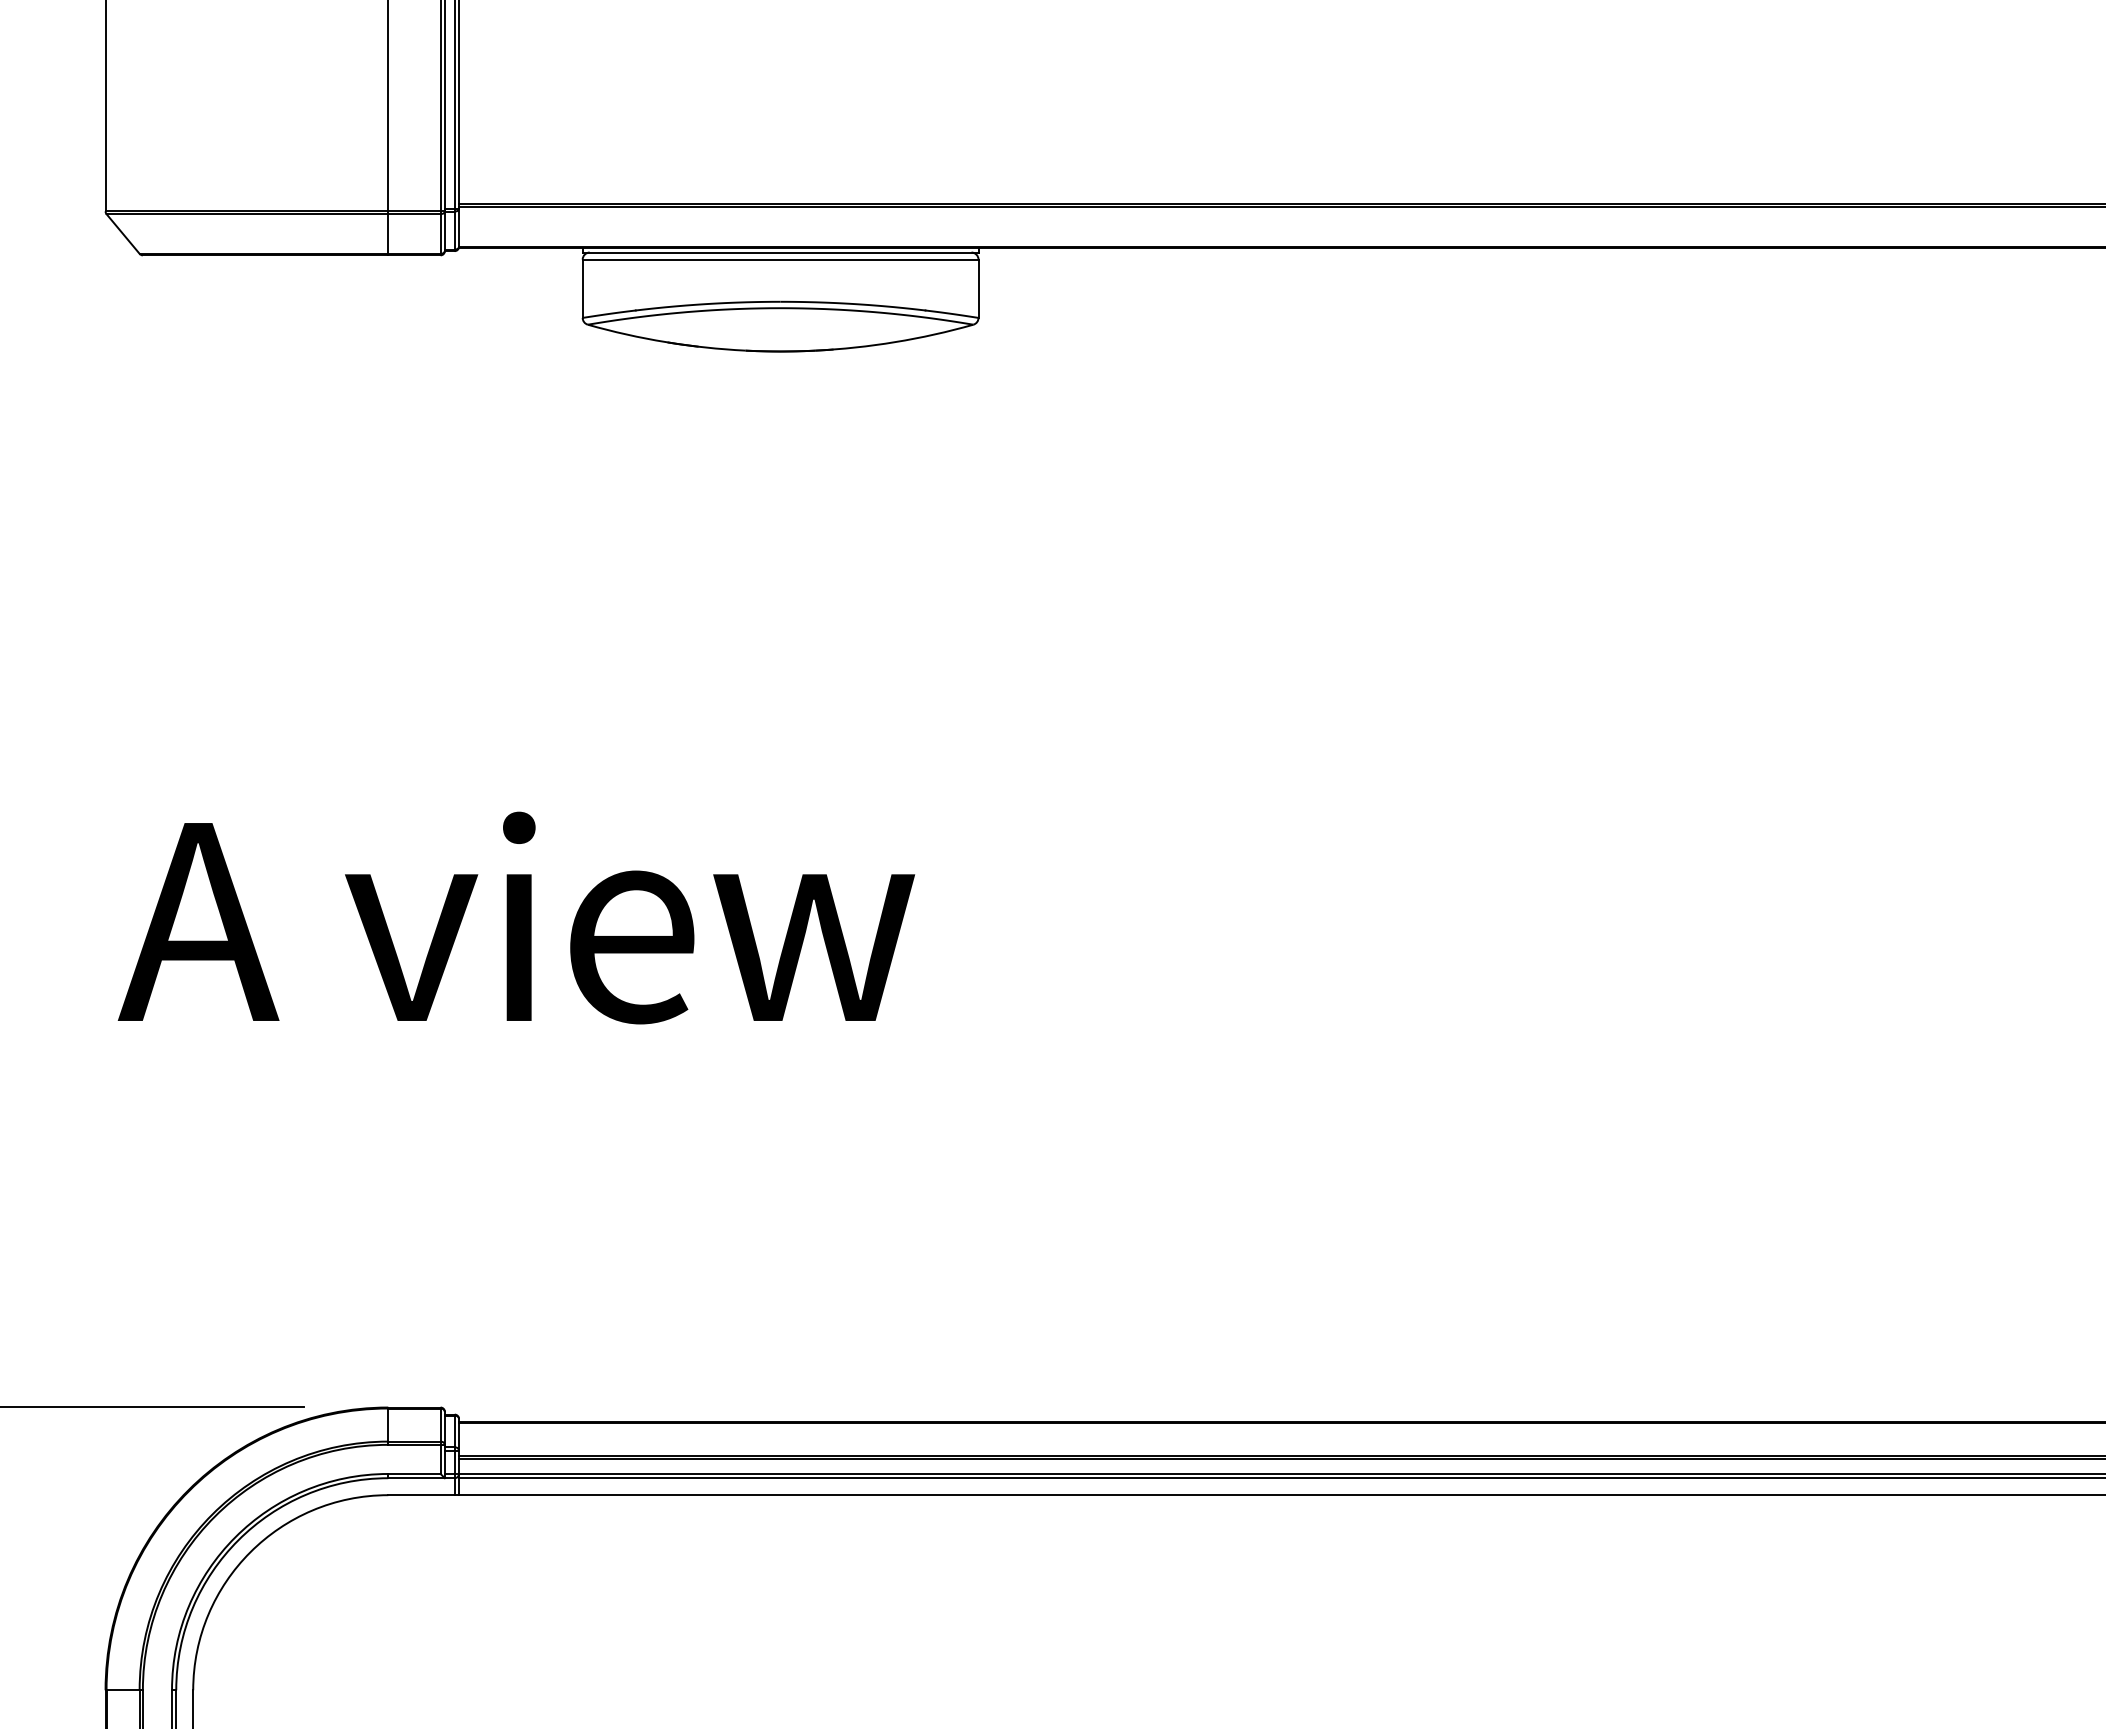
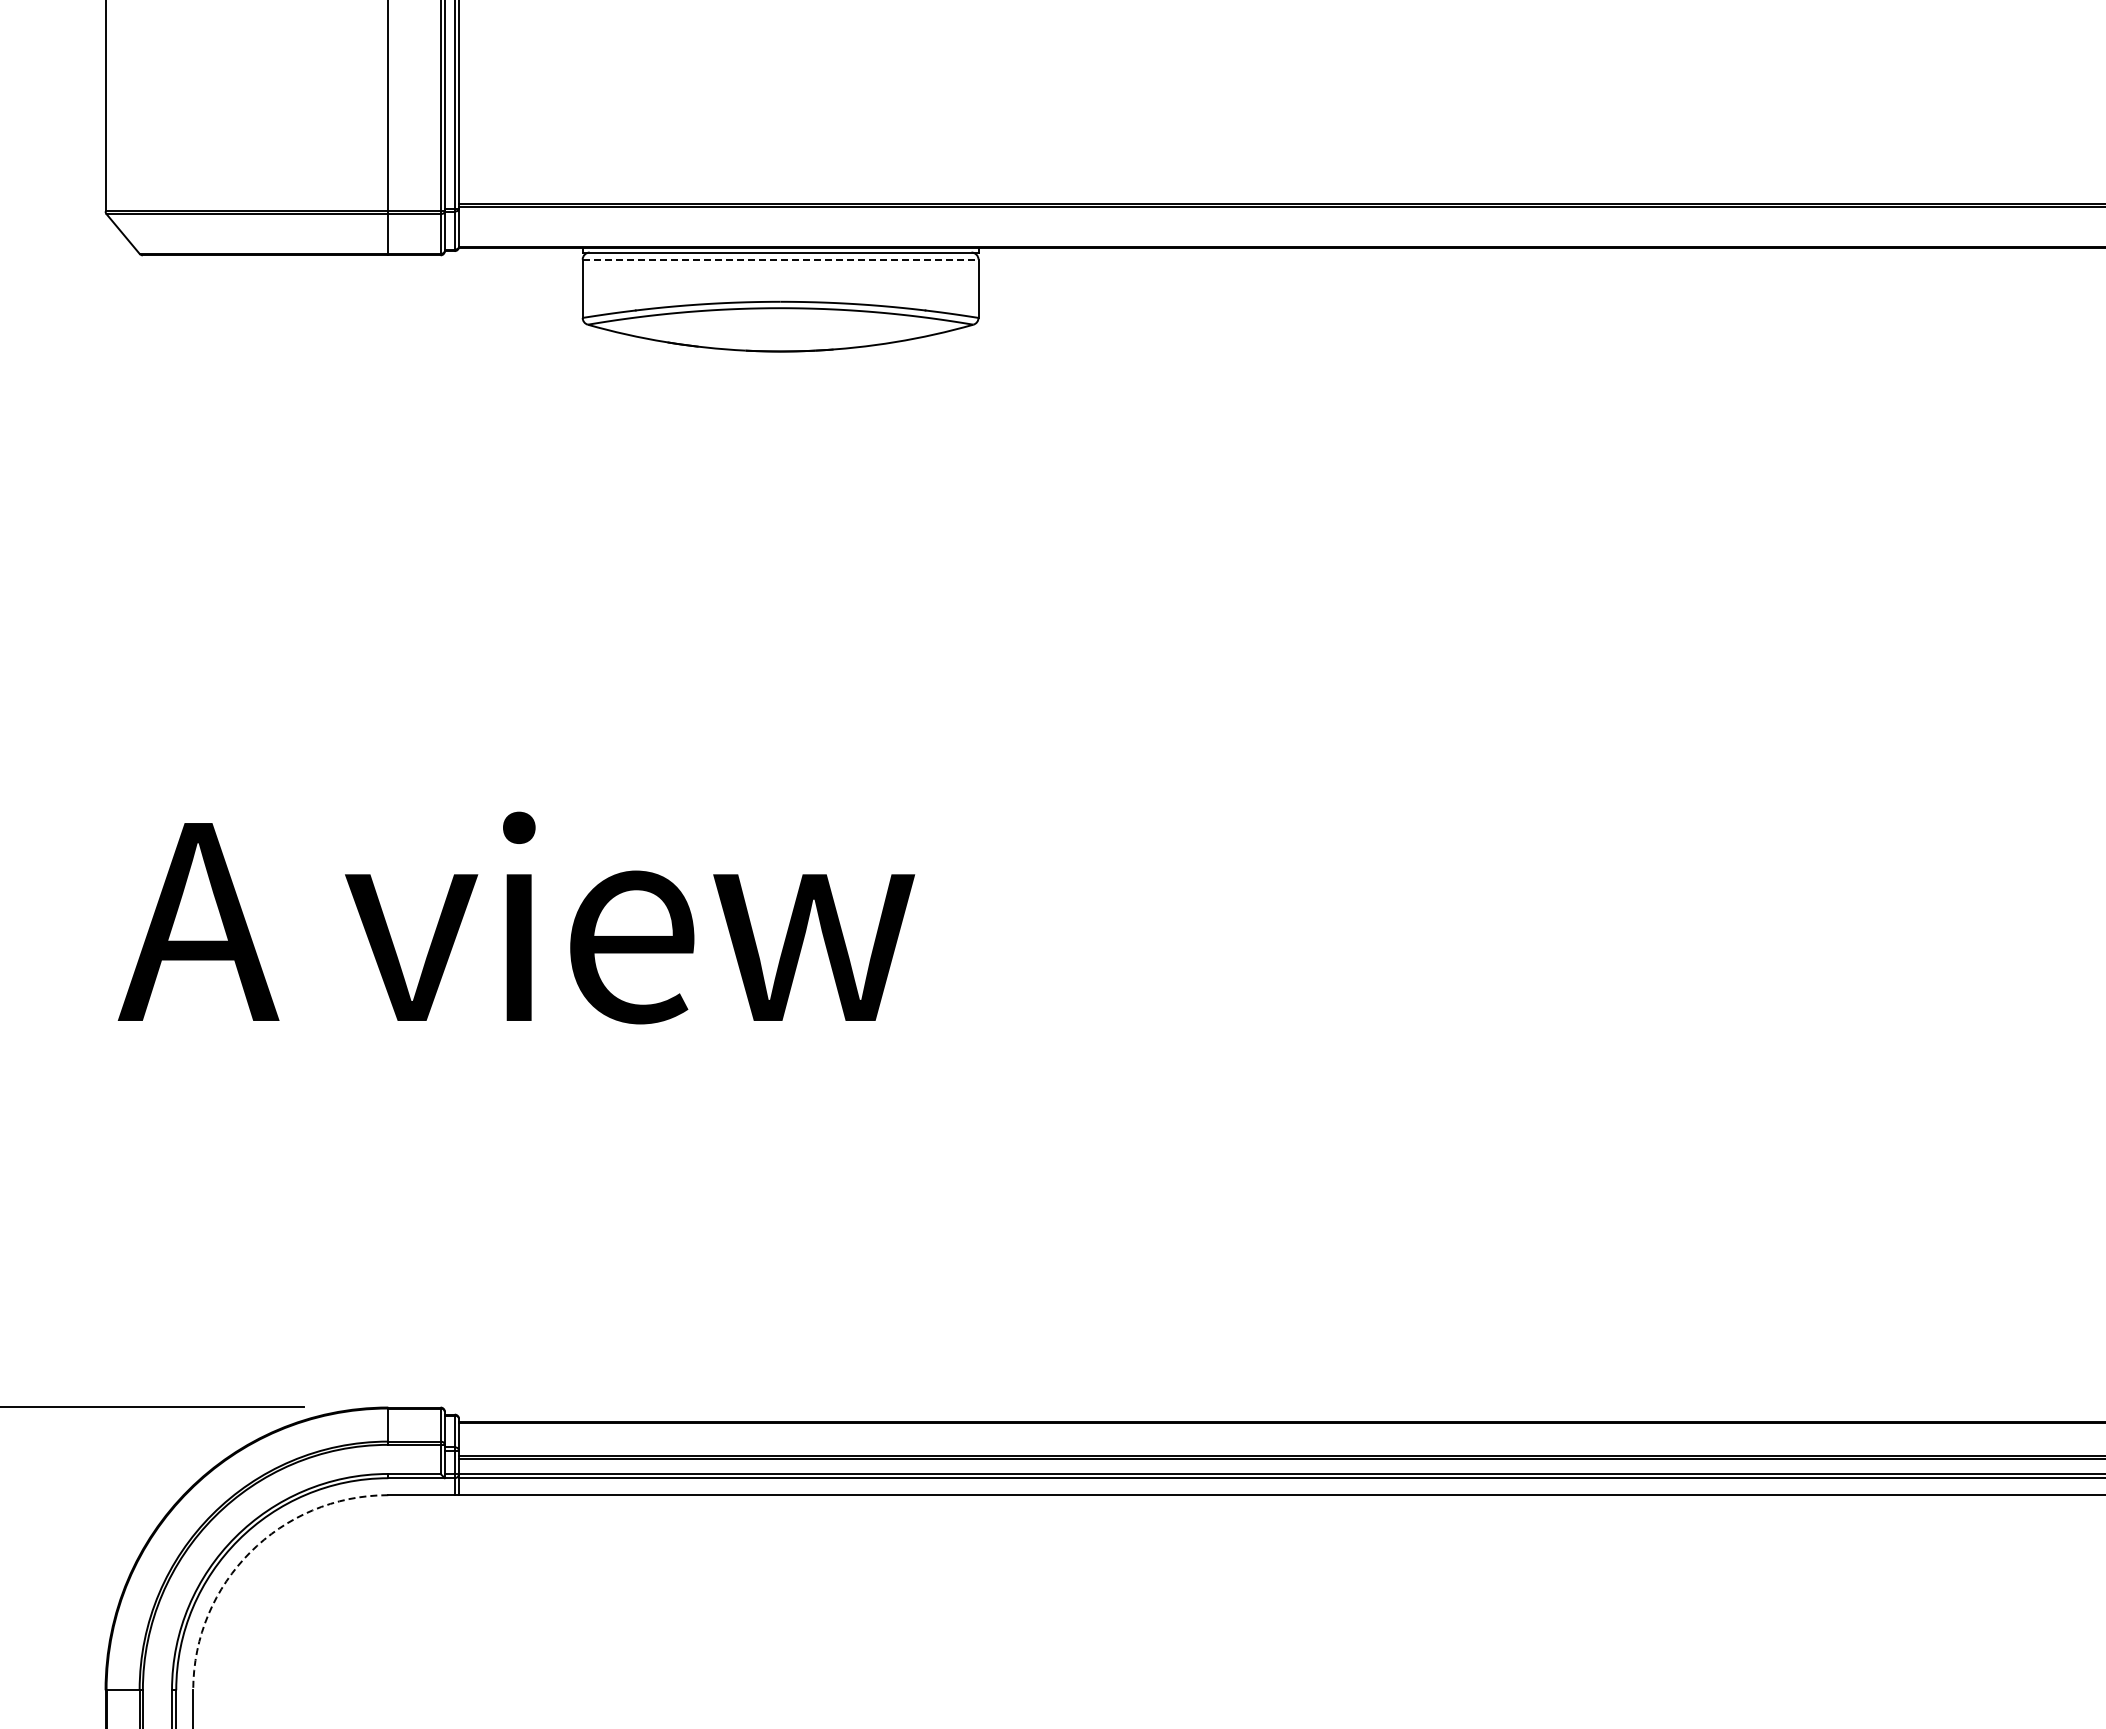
line: solid -> dashed (780, 259)
arc: solid -> dashed (250, 1552)
